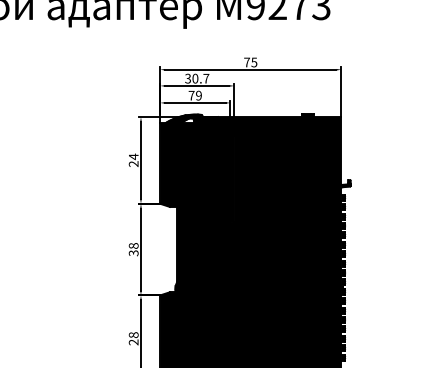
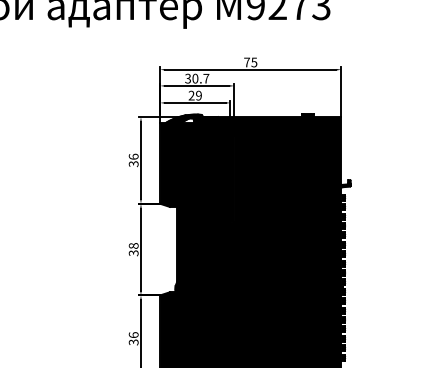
text: 79 -> 29 (191, 95)
text: 24 -> 36 (133, 160)
text: 28 -> 36 (133, 338)
